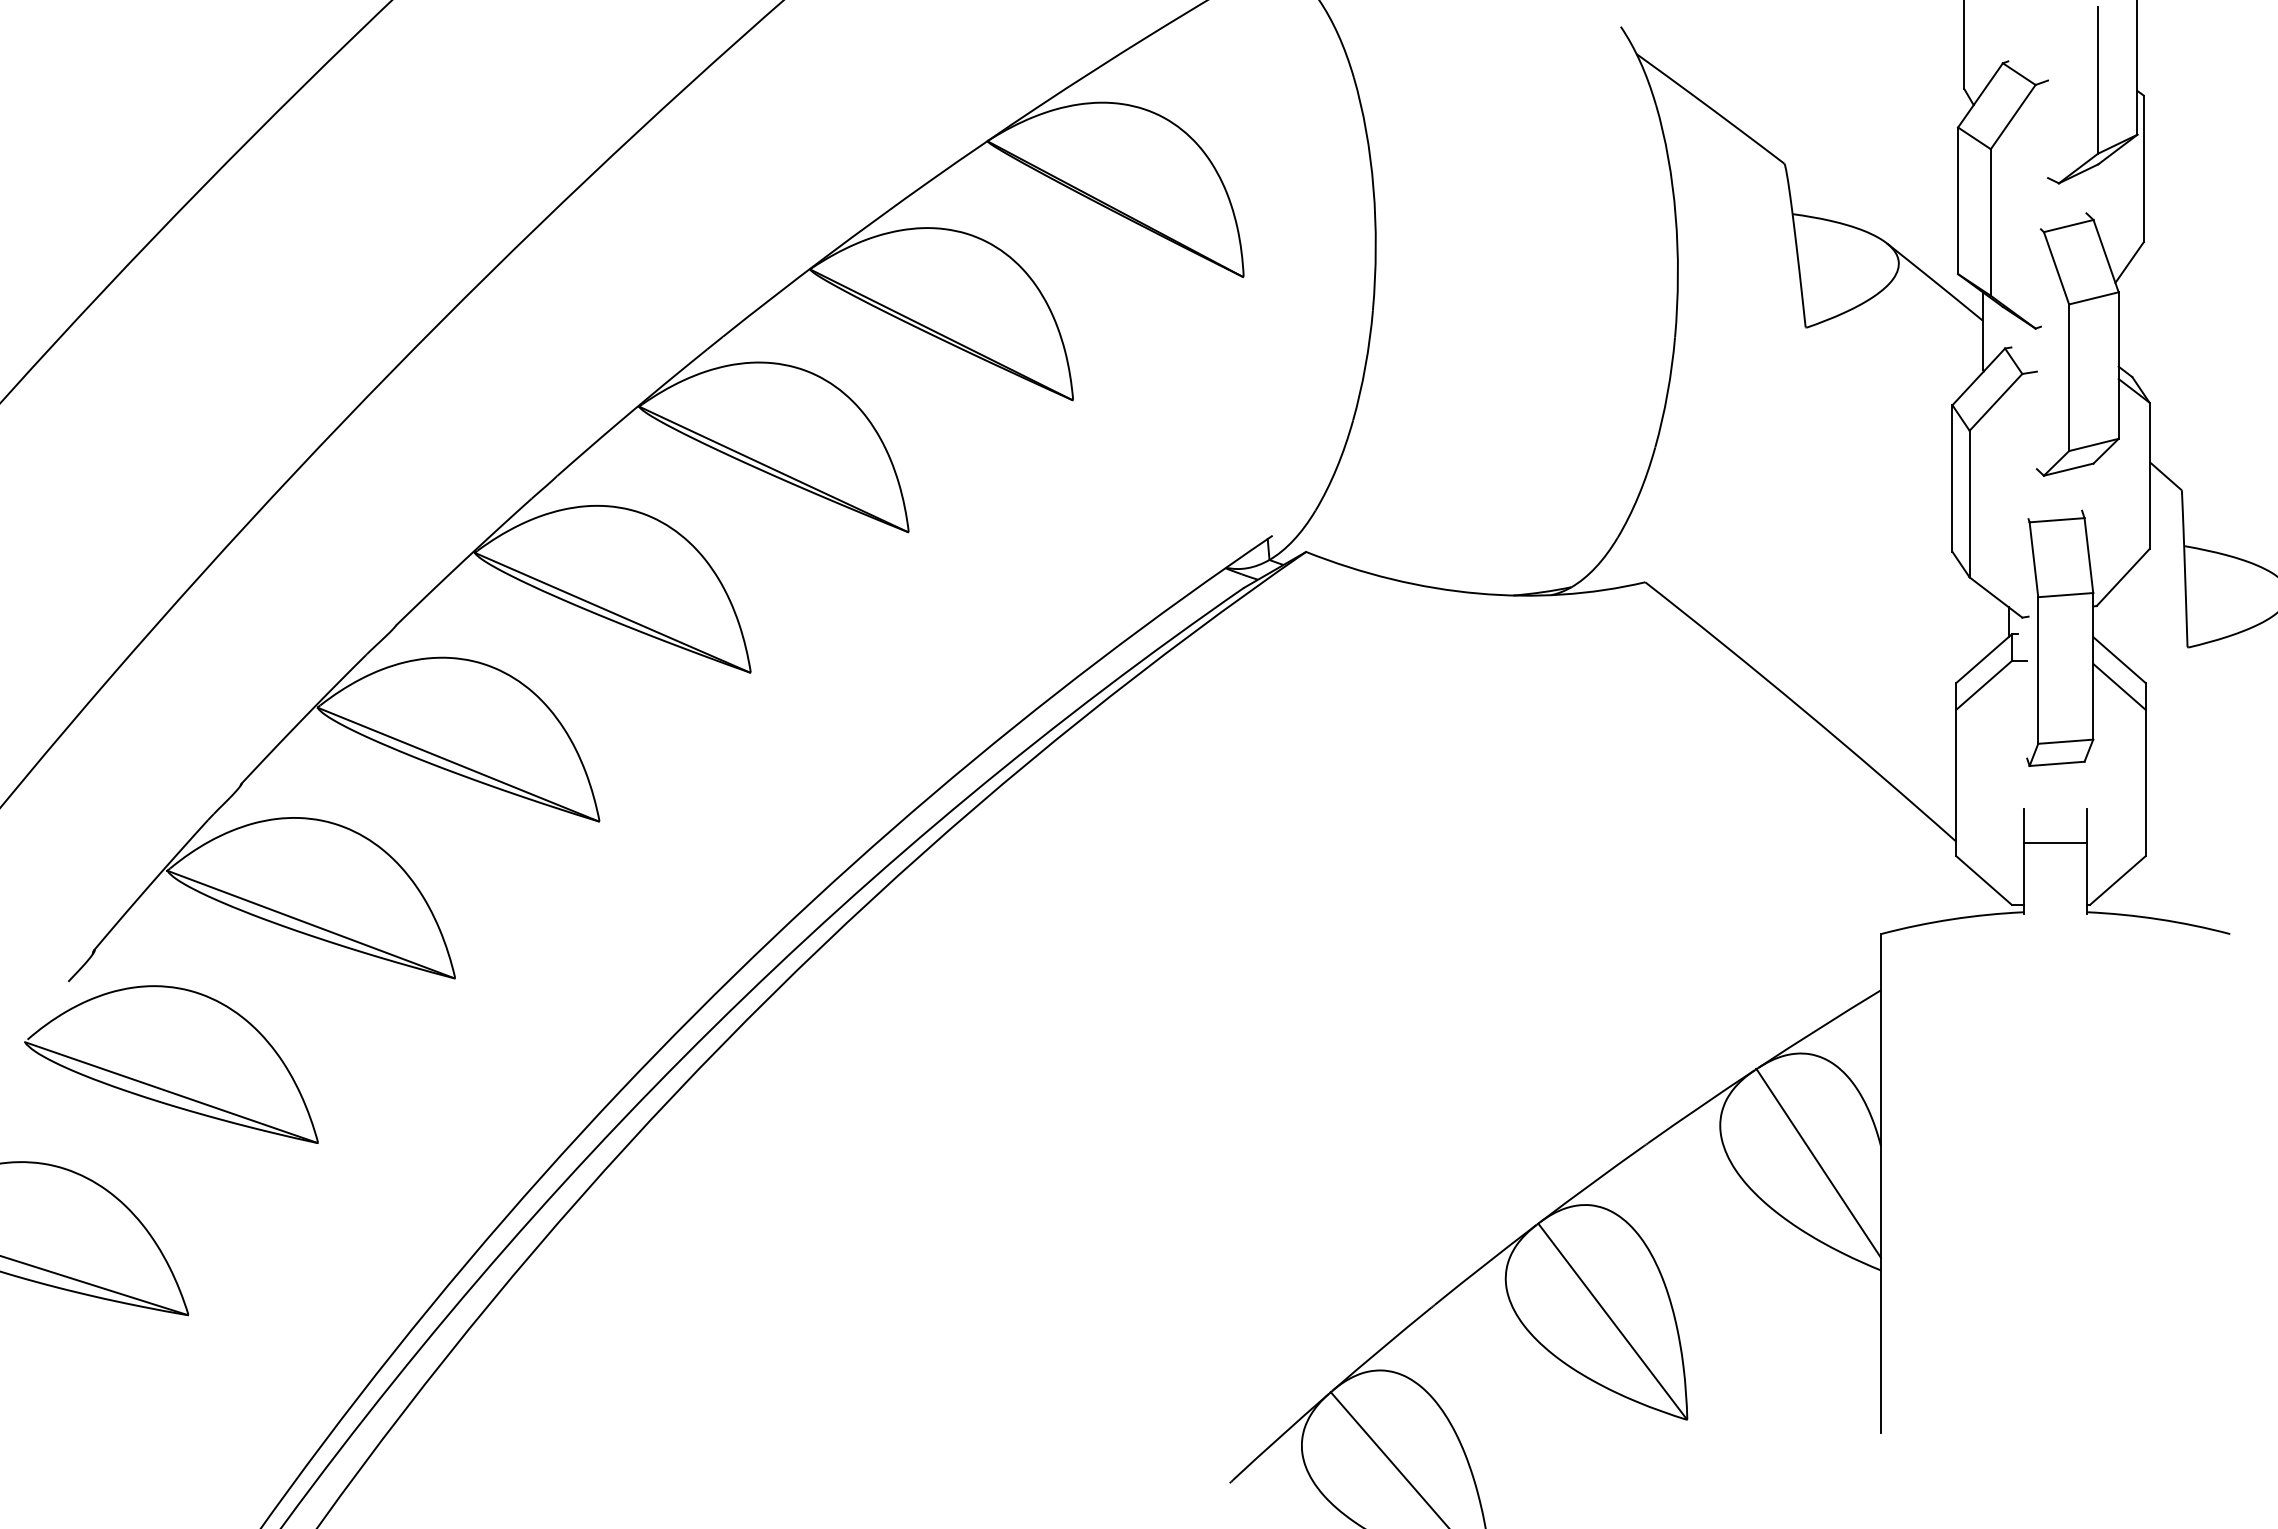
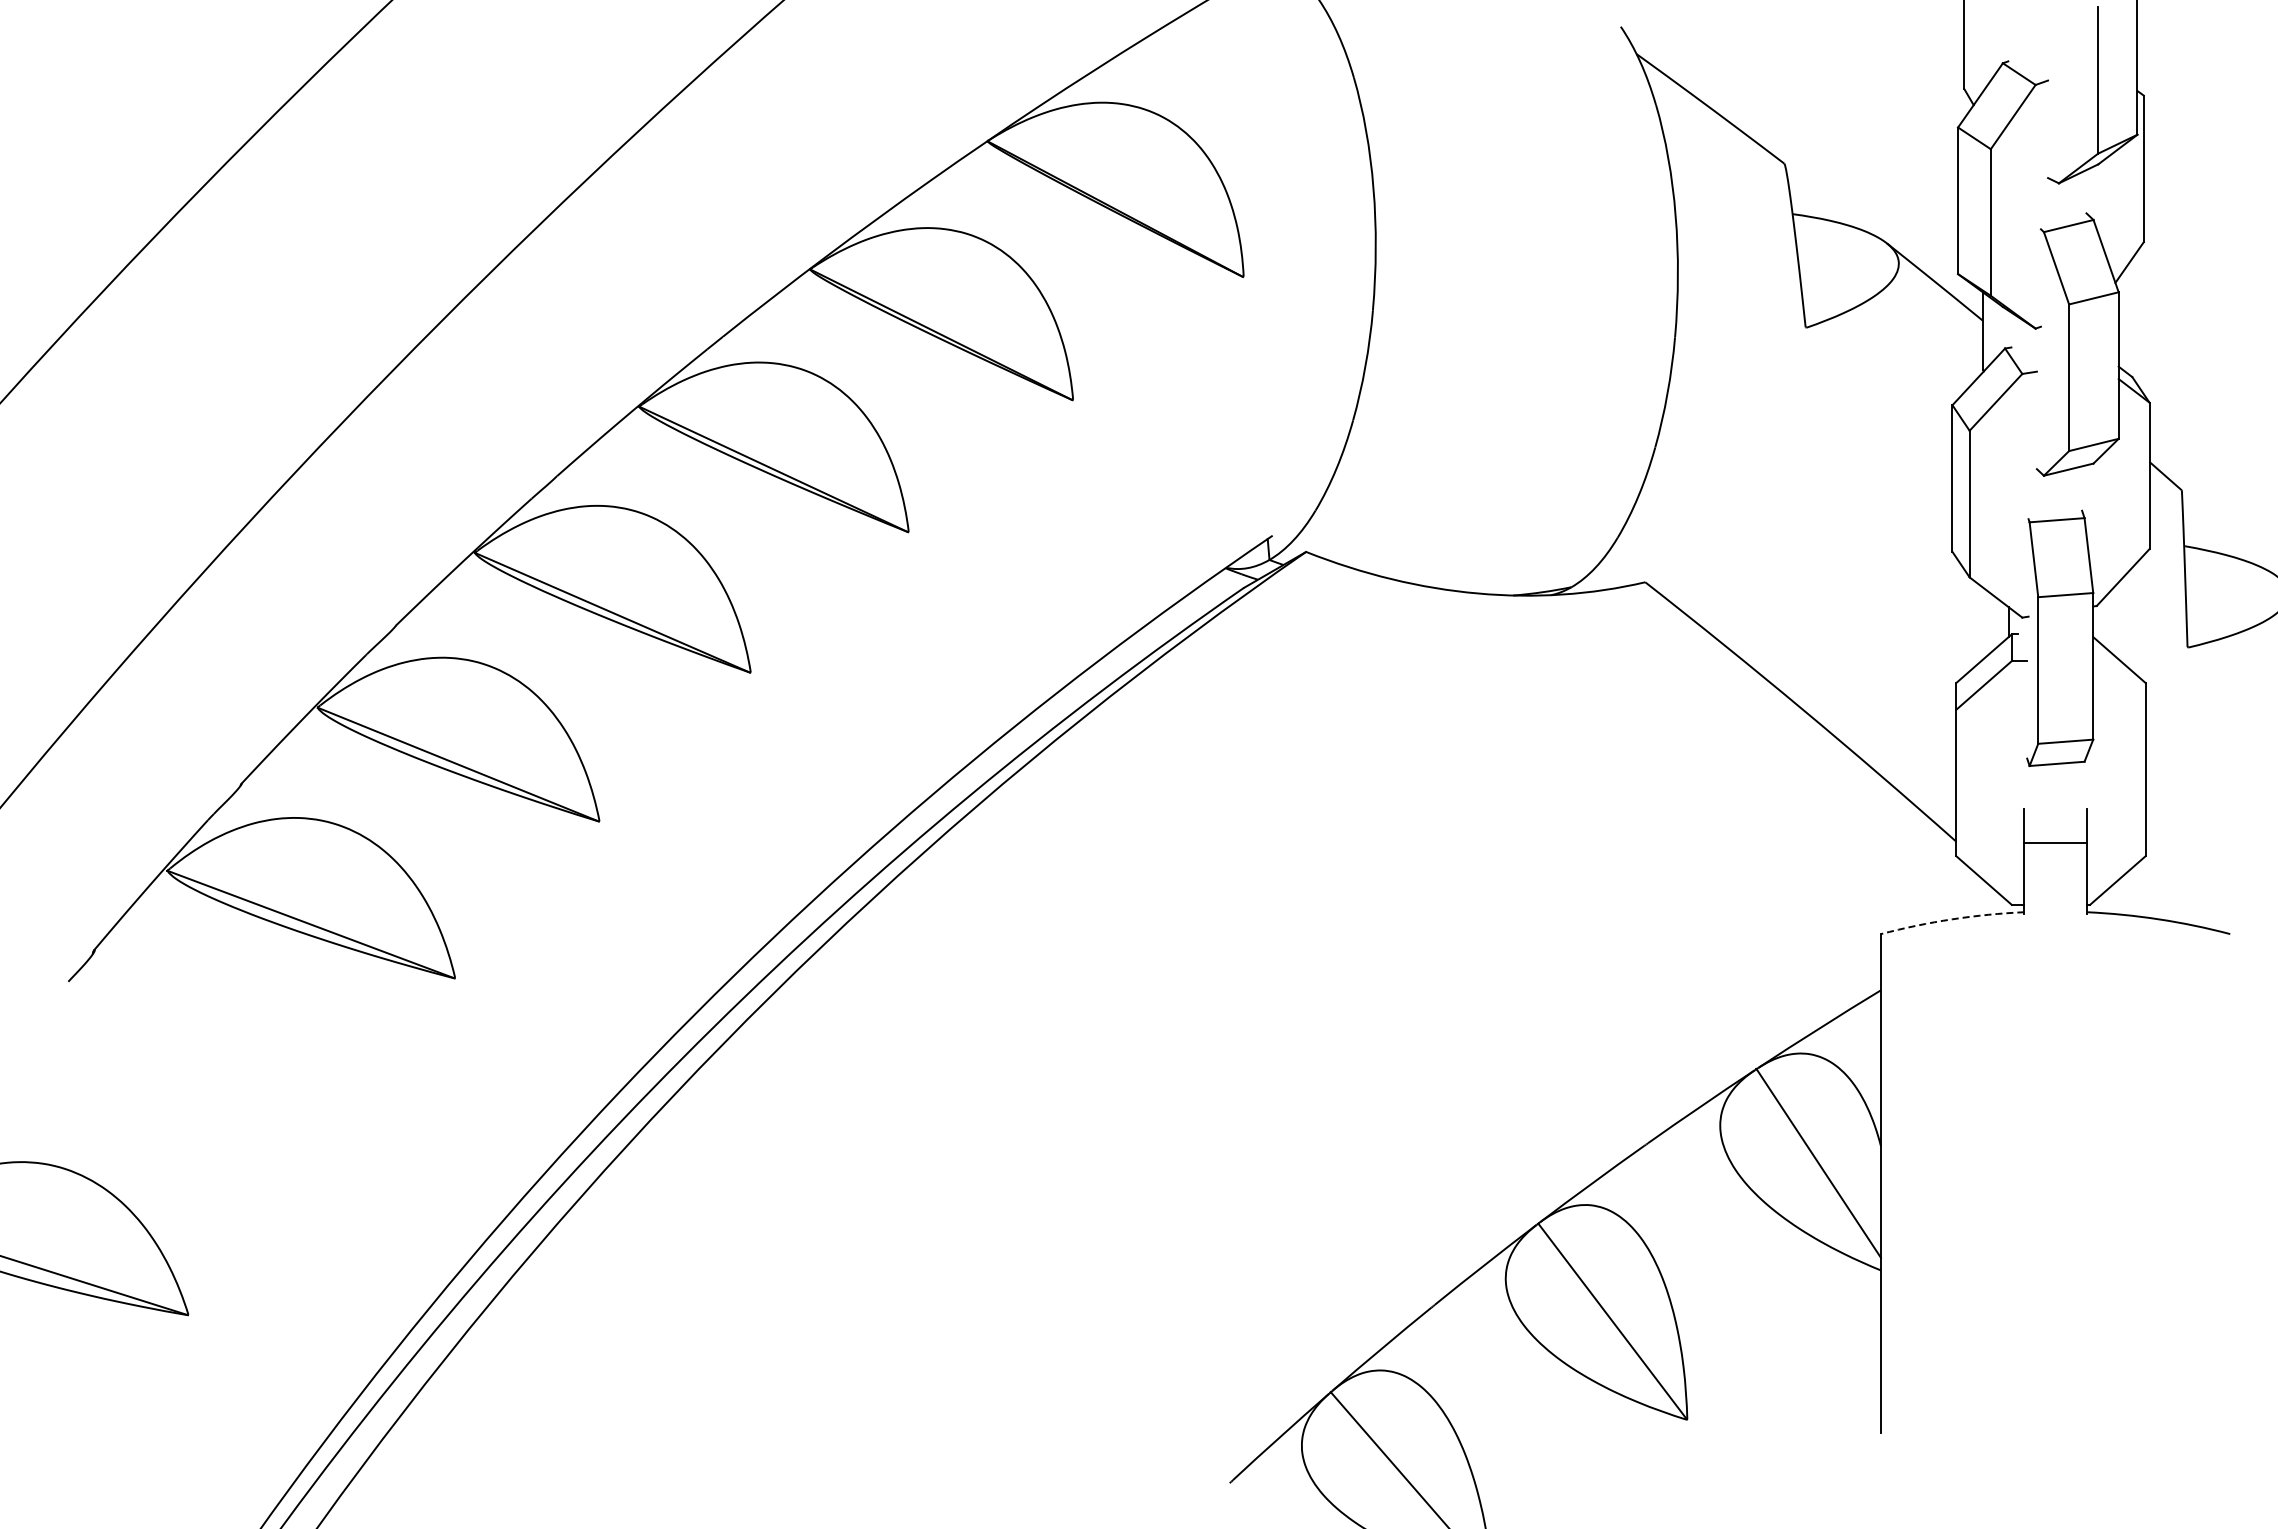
line: present -> none (2119, 686)
arc: solid -> dashed (1952, 919)
part: present -> none (163, 1088)
